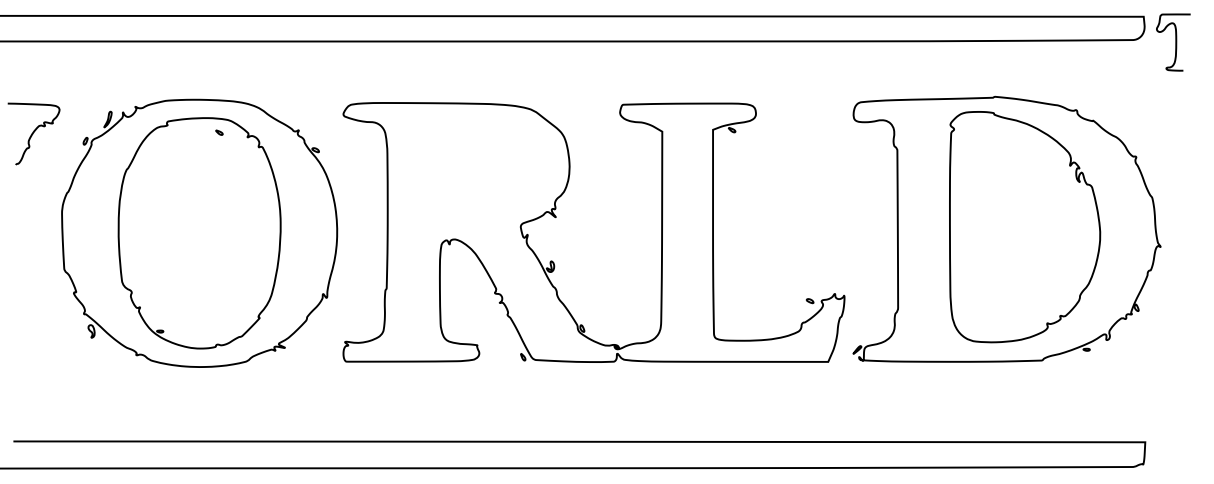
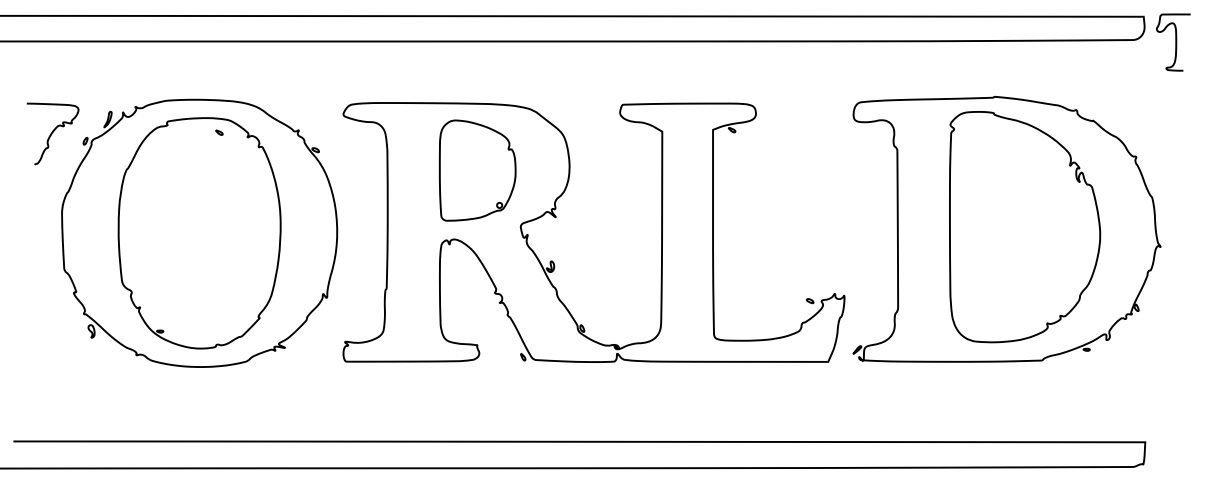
curve position: (33, 133) -> (52, 133) (52, 133)
part: none -> present (477, 170)
